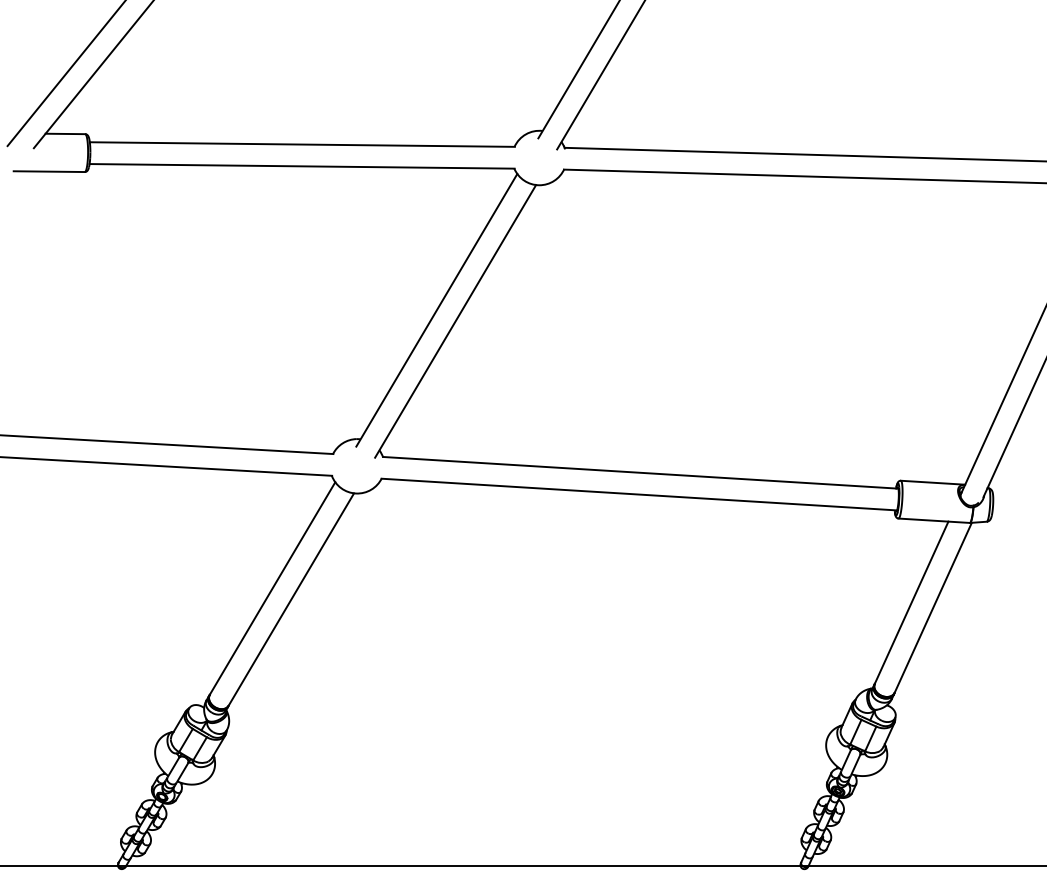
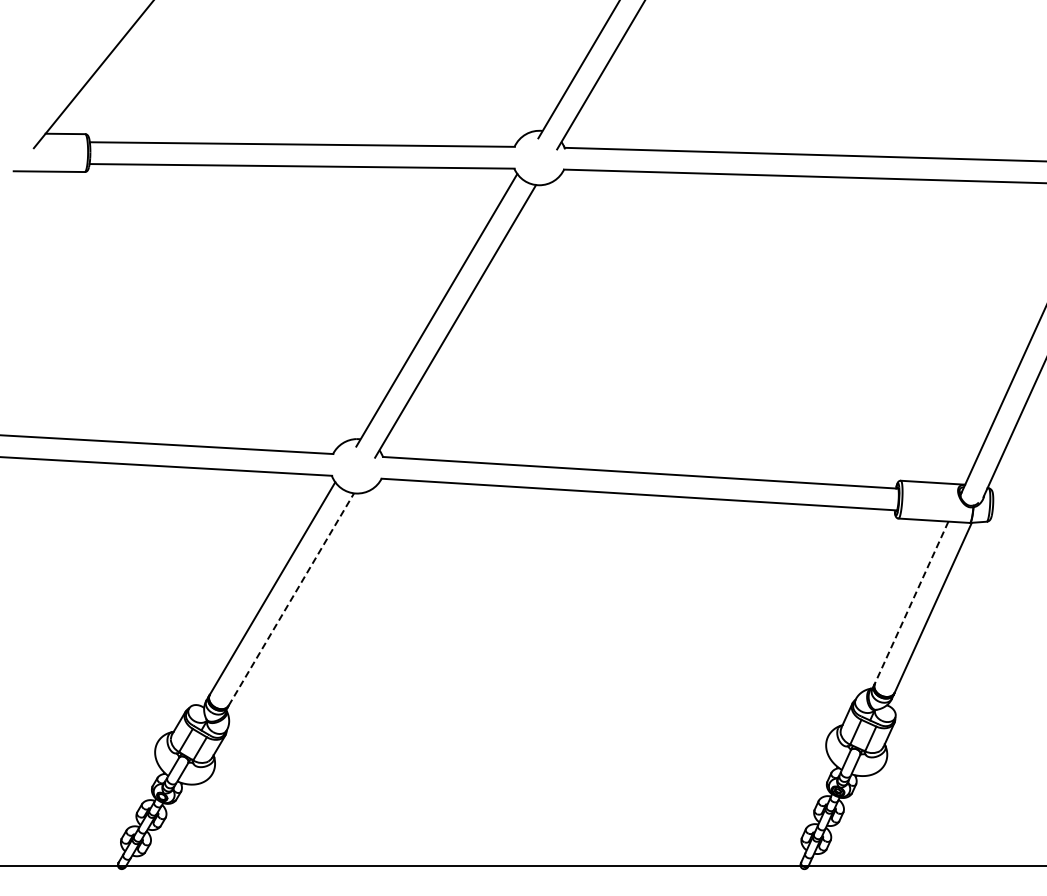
line: present -> none (65, 74)
line: solid -> dashed (291, 599)
line: solid -> dashed (911, 603)
